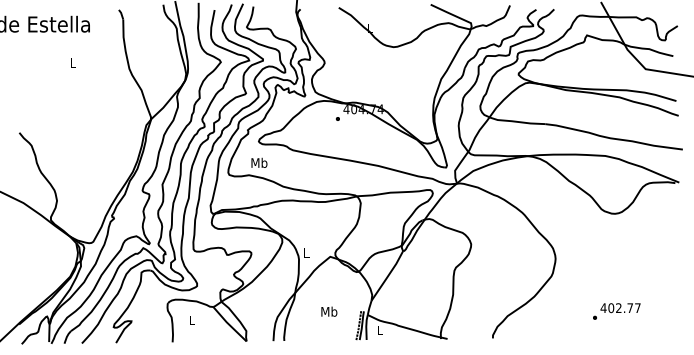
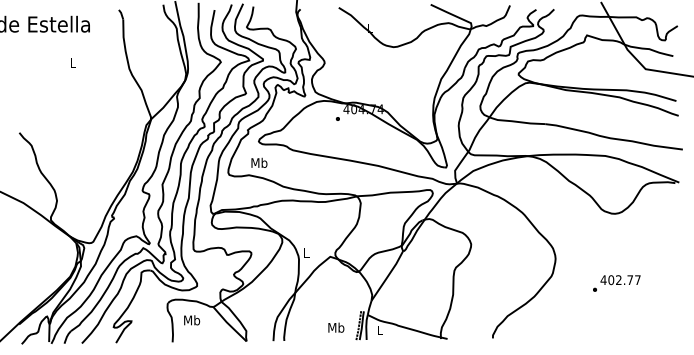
text position: (329, 311) -> (336, 327) (336, 327)
text position: (616, 311) -> (616, 283) (616, 283)
text: L -> Mb (192, 320)
